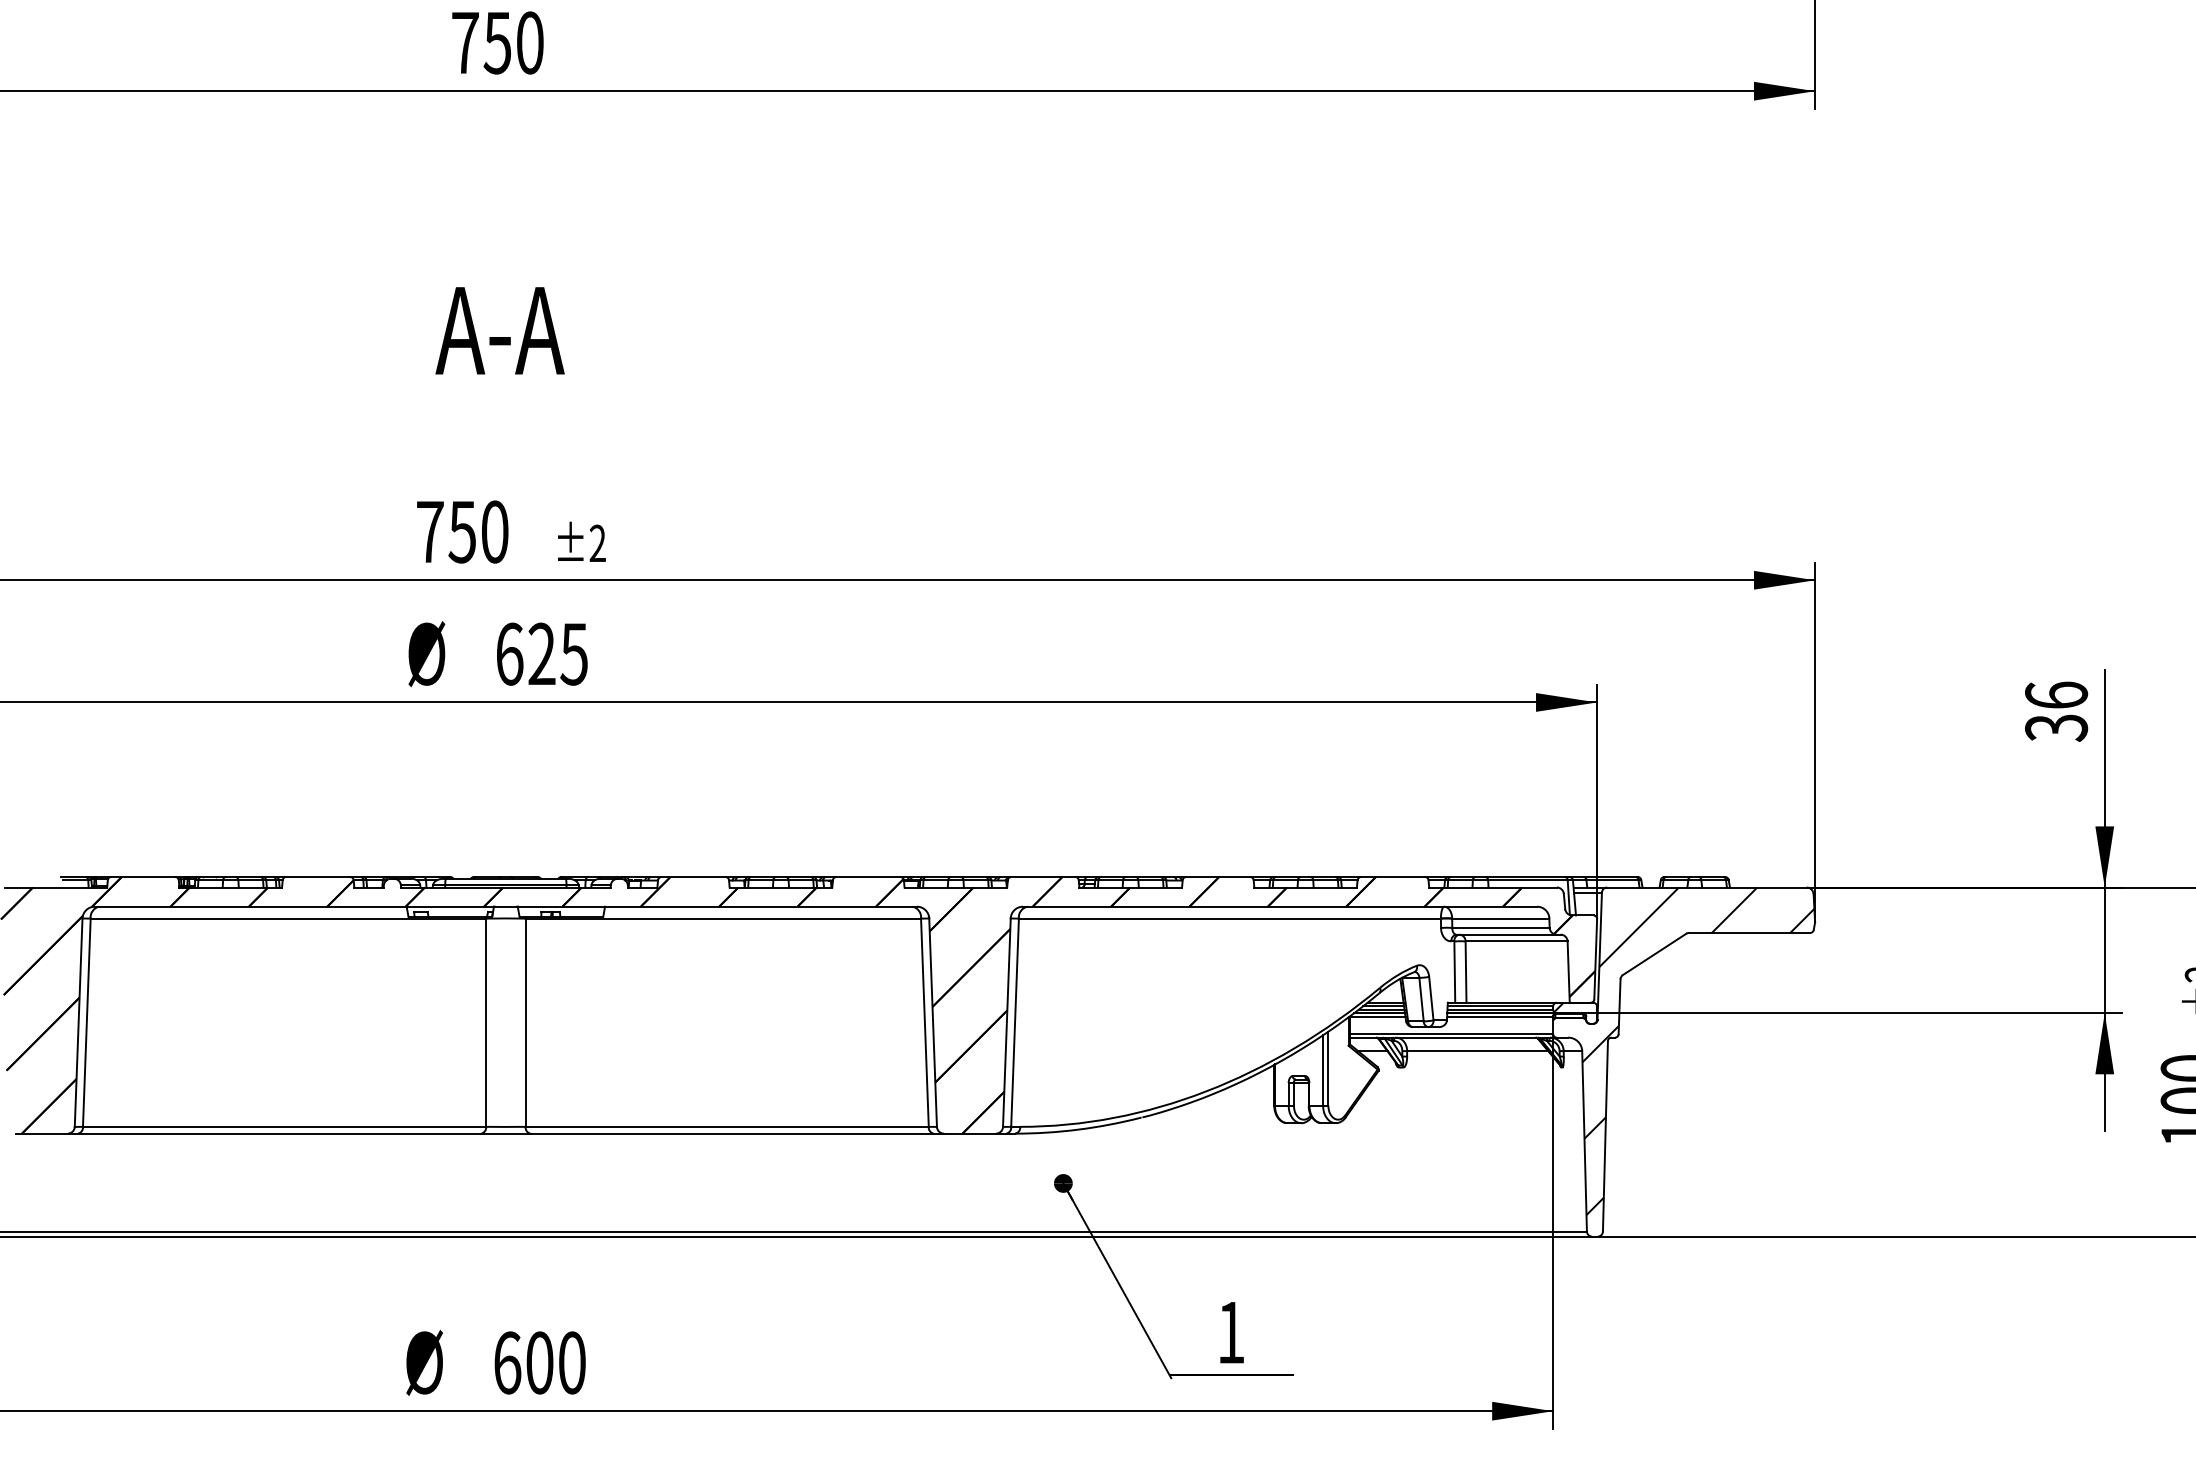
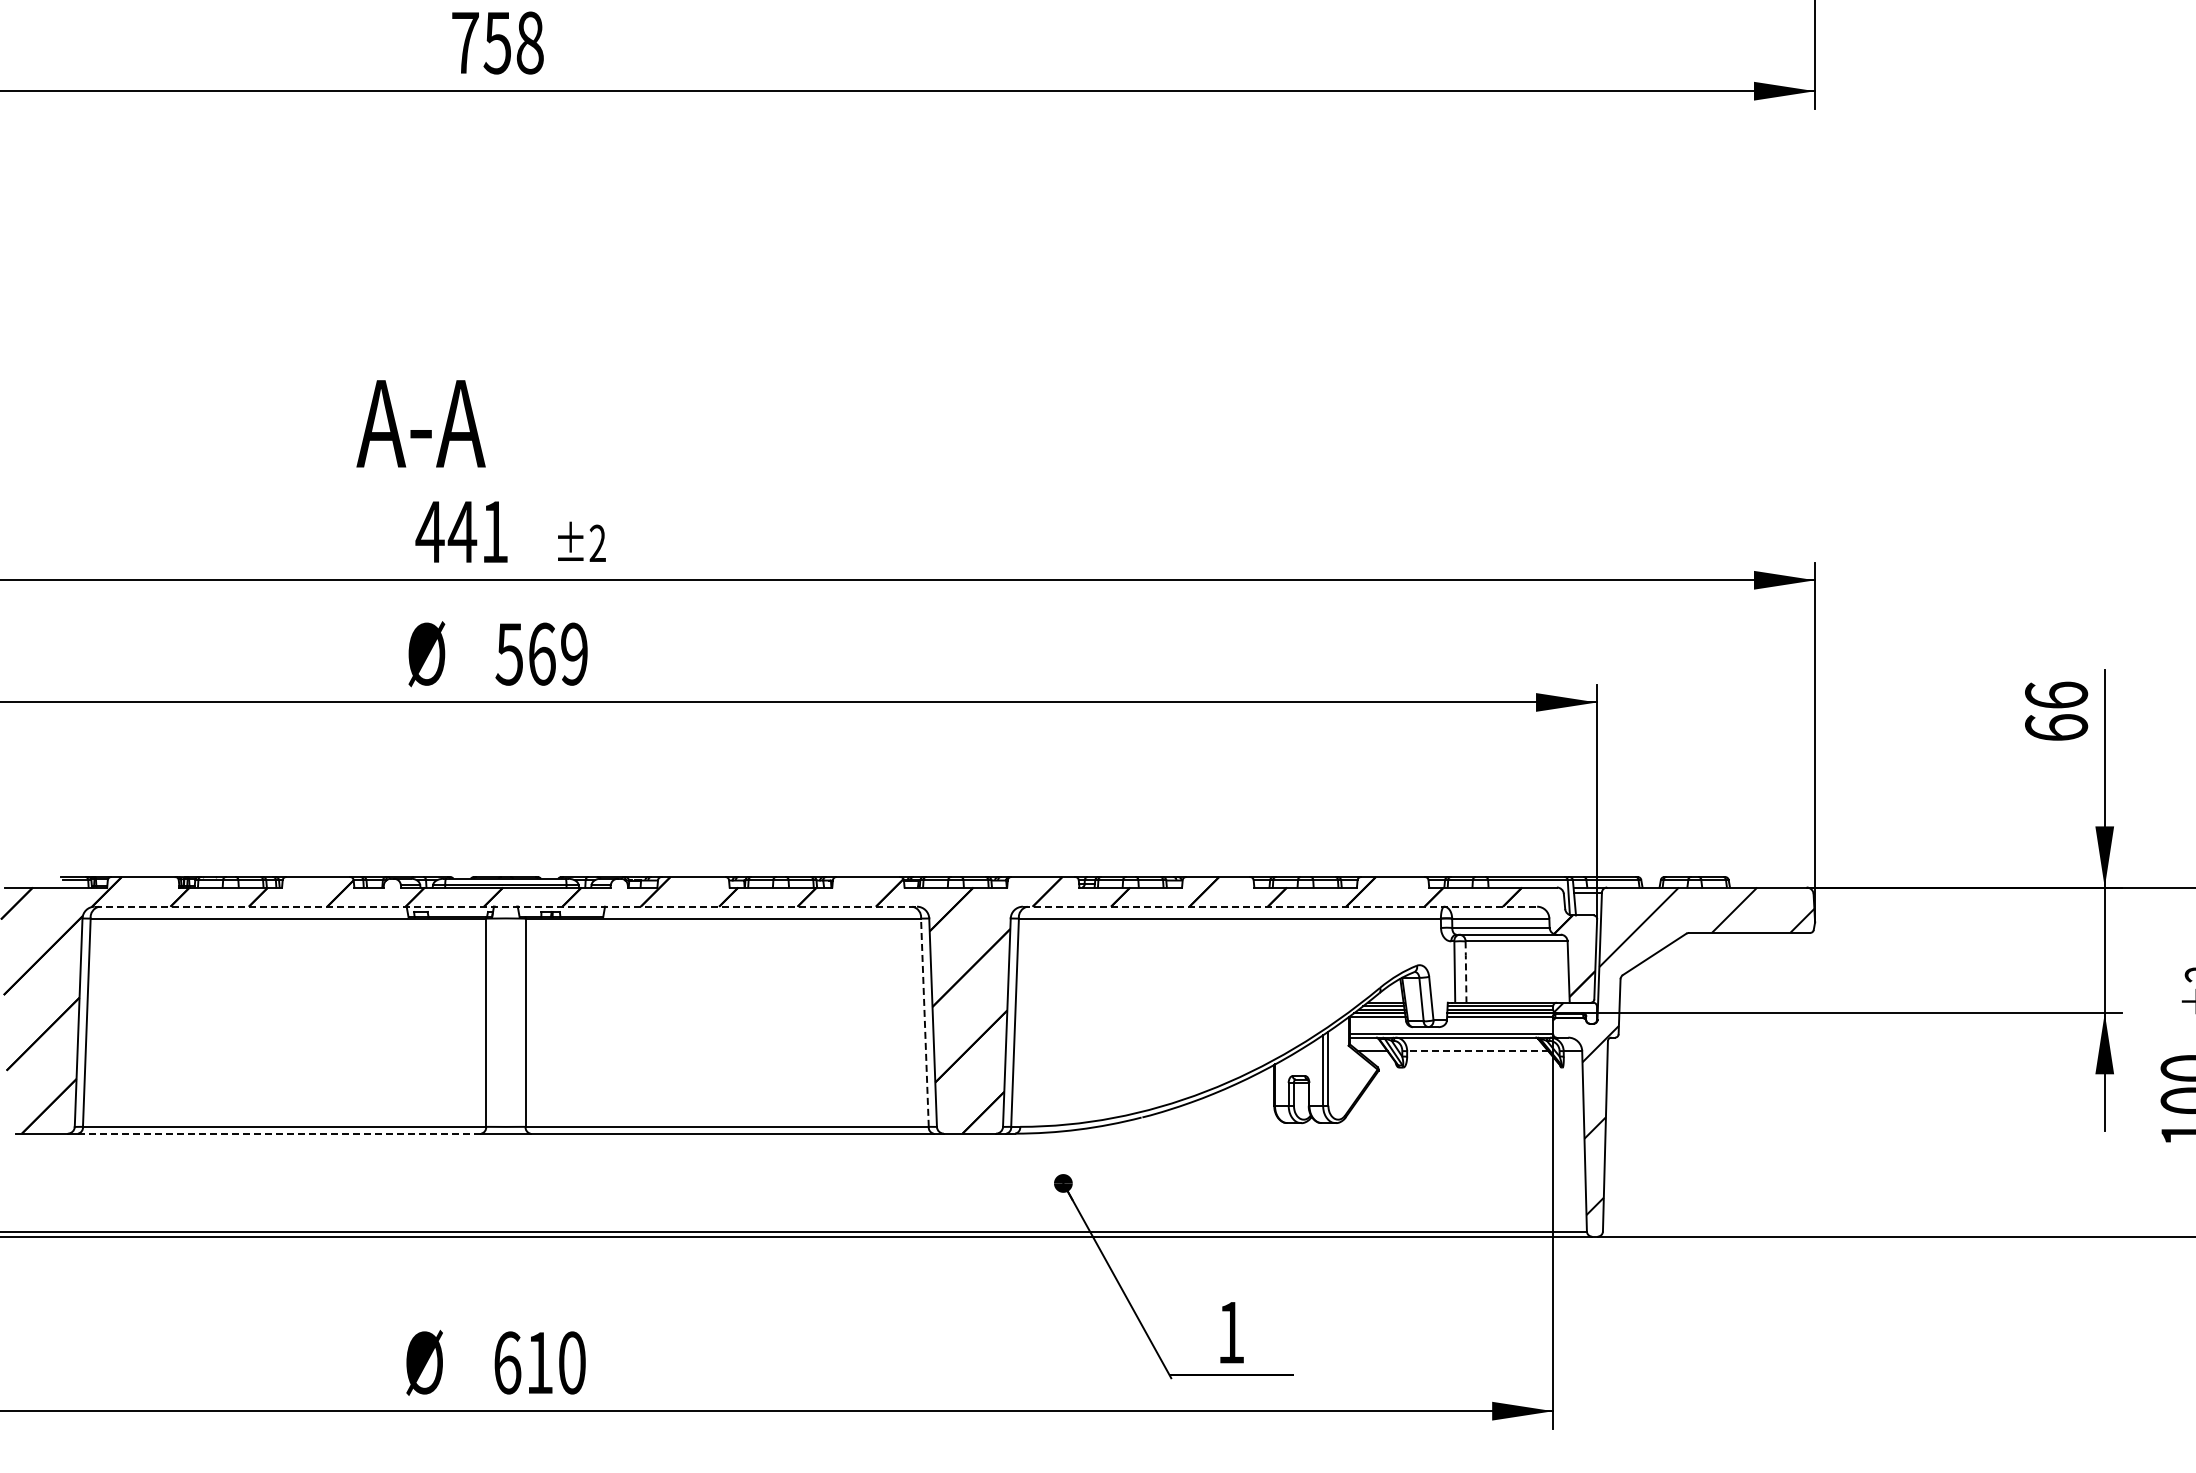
text: 750 -> 758 (529, 42)
text position: (499, 330) -> (420, 423) (420, 423)
text: 750 -> 441 (461, 531)
text: 625 -> 569 (541, 653)
text: 36 -> 66 (2056, 728)
line: solid -> dashed (506, 906)
line: solid -> dashed (1280, 906)
line: solid -> dashed (1466, 972)
line: solid -> dashed (924, 1022)
line: solid -> dashed (1477, 1051)
line: solid -> dashed (279, 1133)
text: 600 -> 610 (539, 1362)
